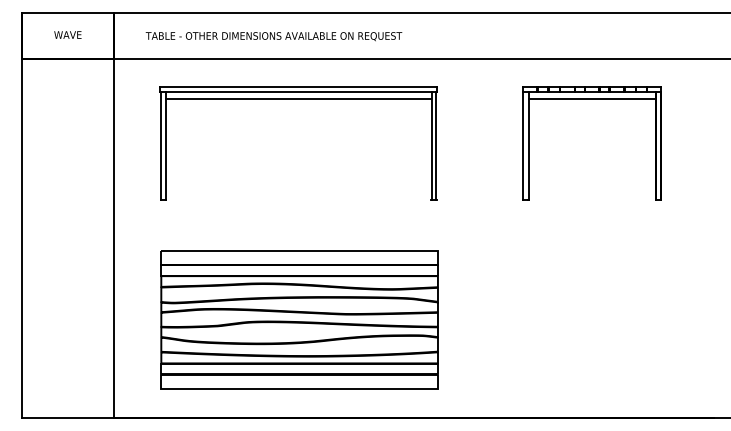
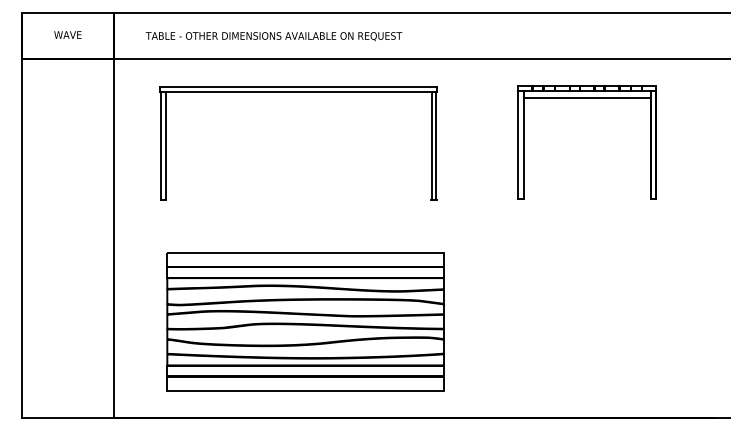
line: present -> none (298, 99)
part position: (591, 99) -> (586, 98) (586, 98)
part position: (299, 319) -> (305, 321) (305, 321)
